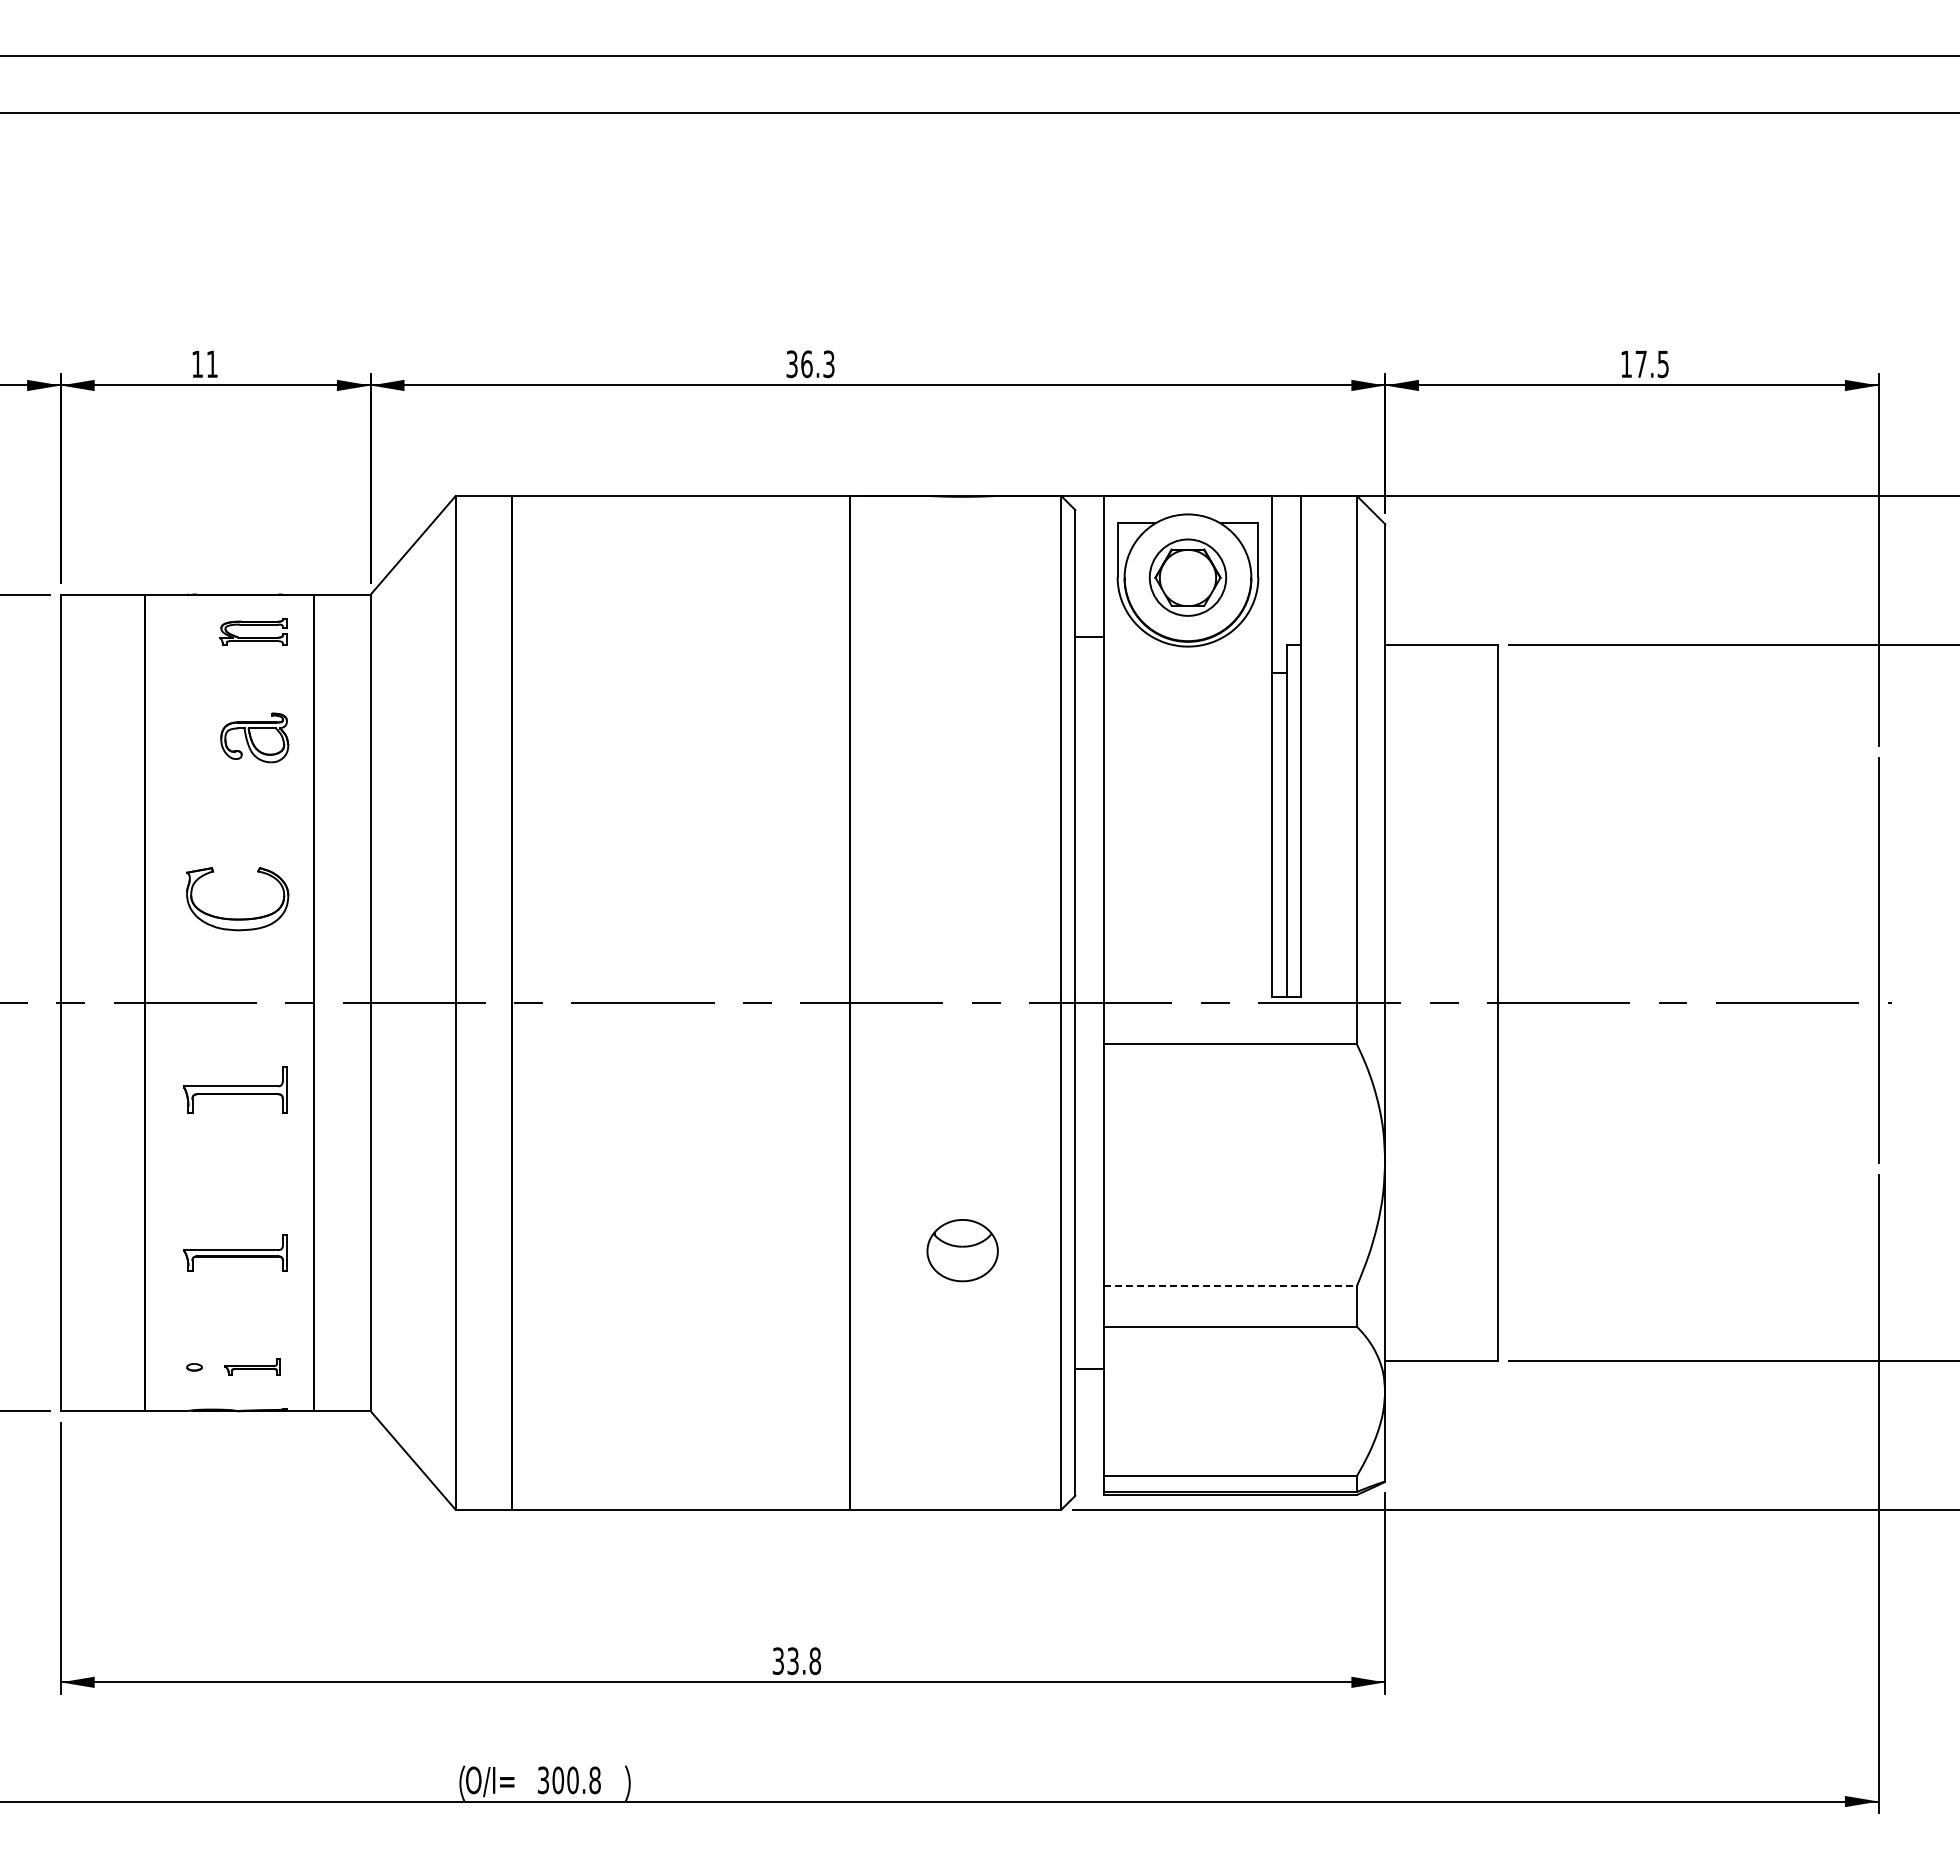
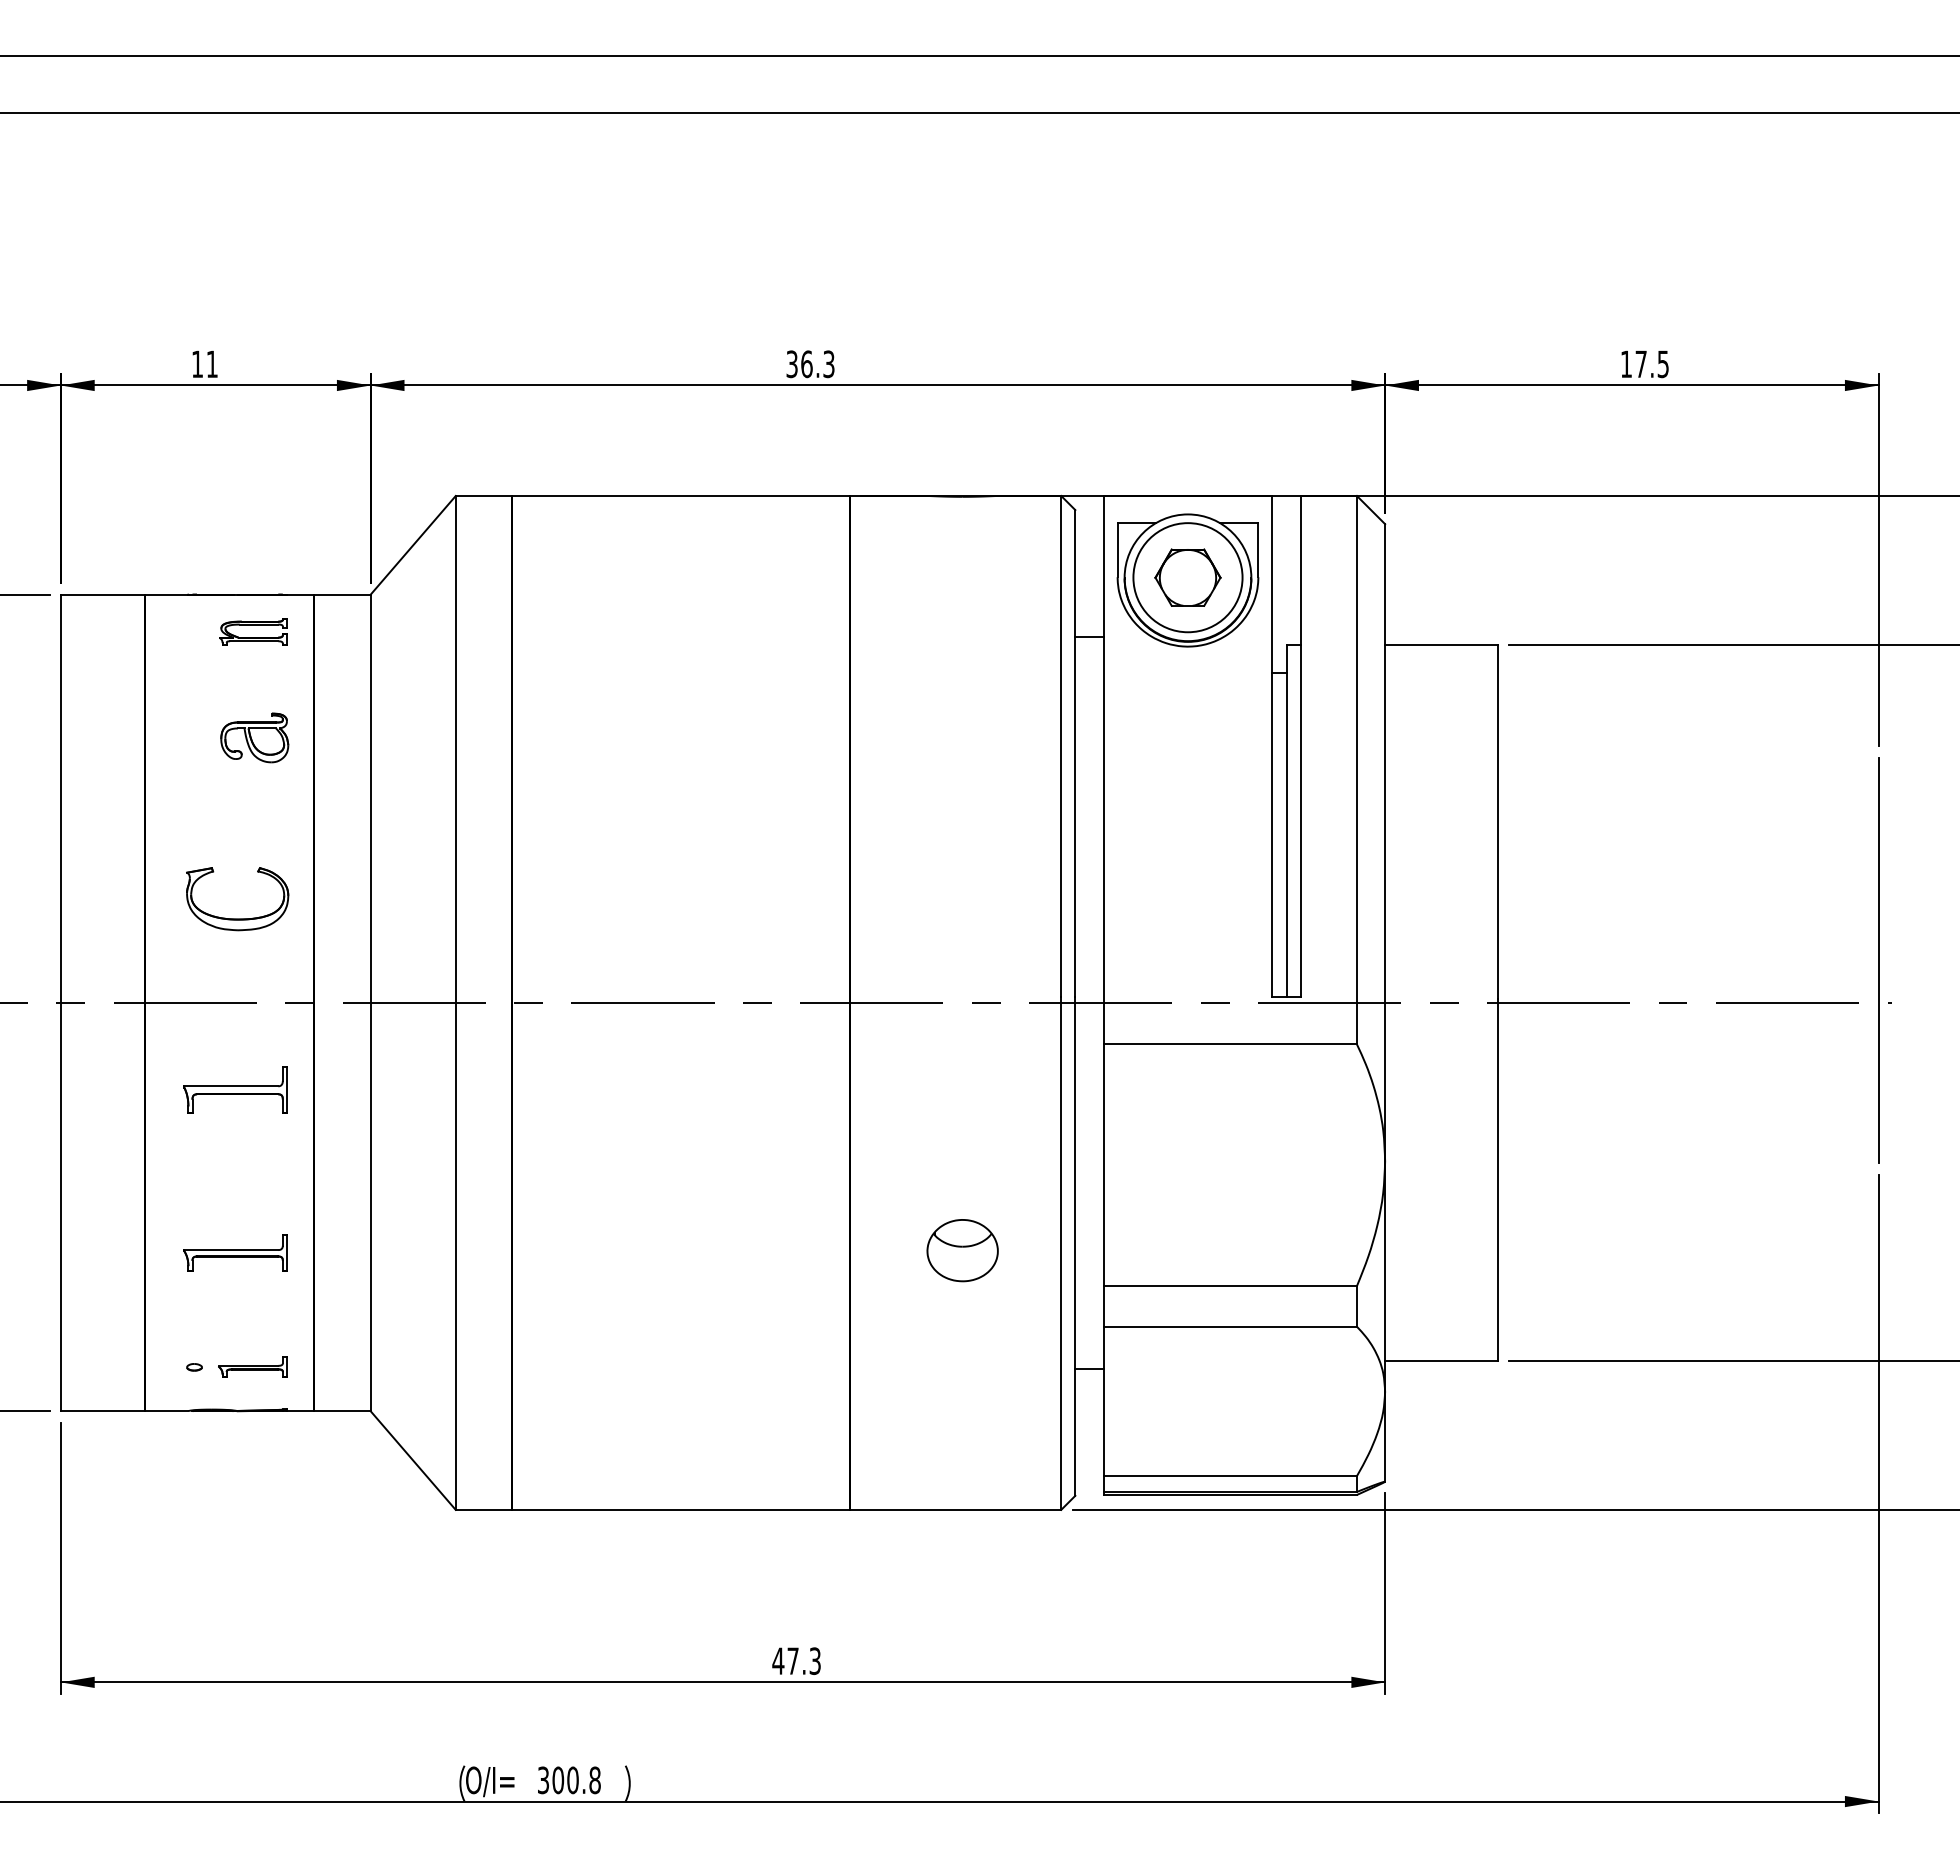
circle diameter: 76 px -> 109 px (1187, 577)
line: dashed -> solid (1230, 1286)
part size: 57x18 px -> 70x22 px (252, 1366)
text: 33.8 -> 47.3 (796, 1661)
